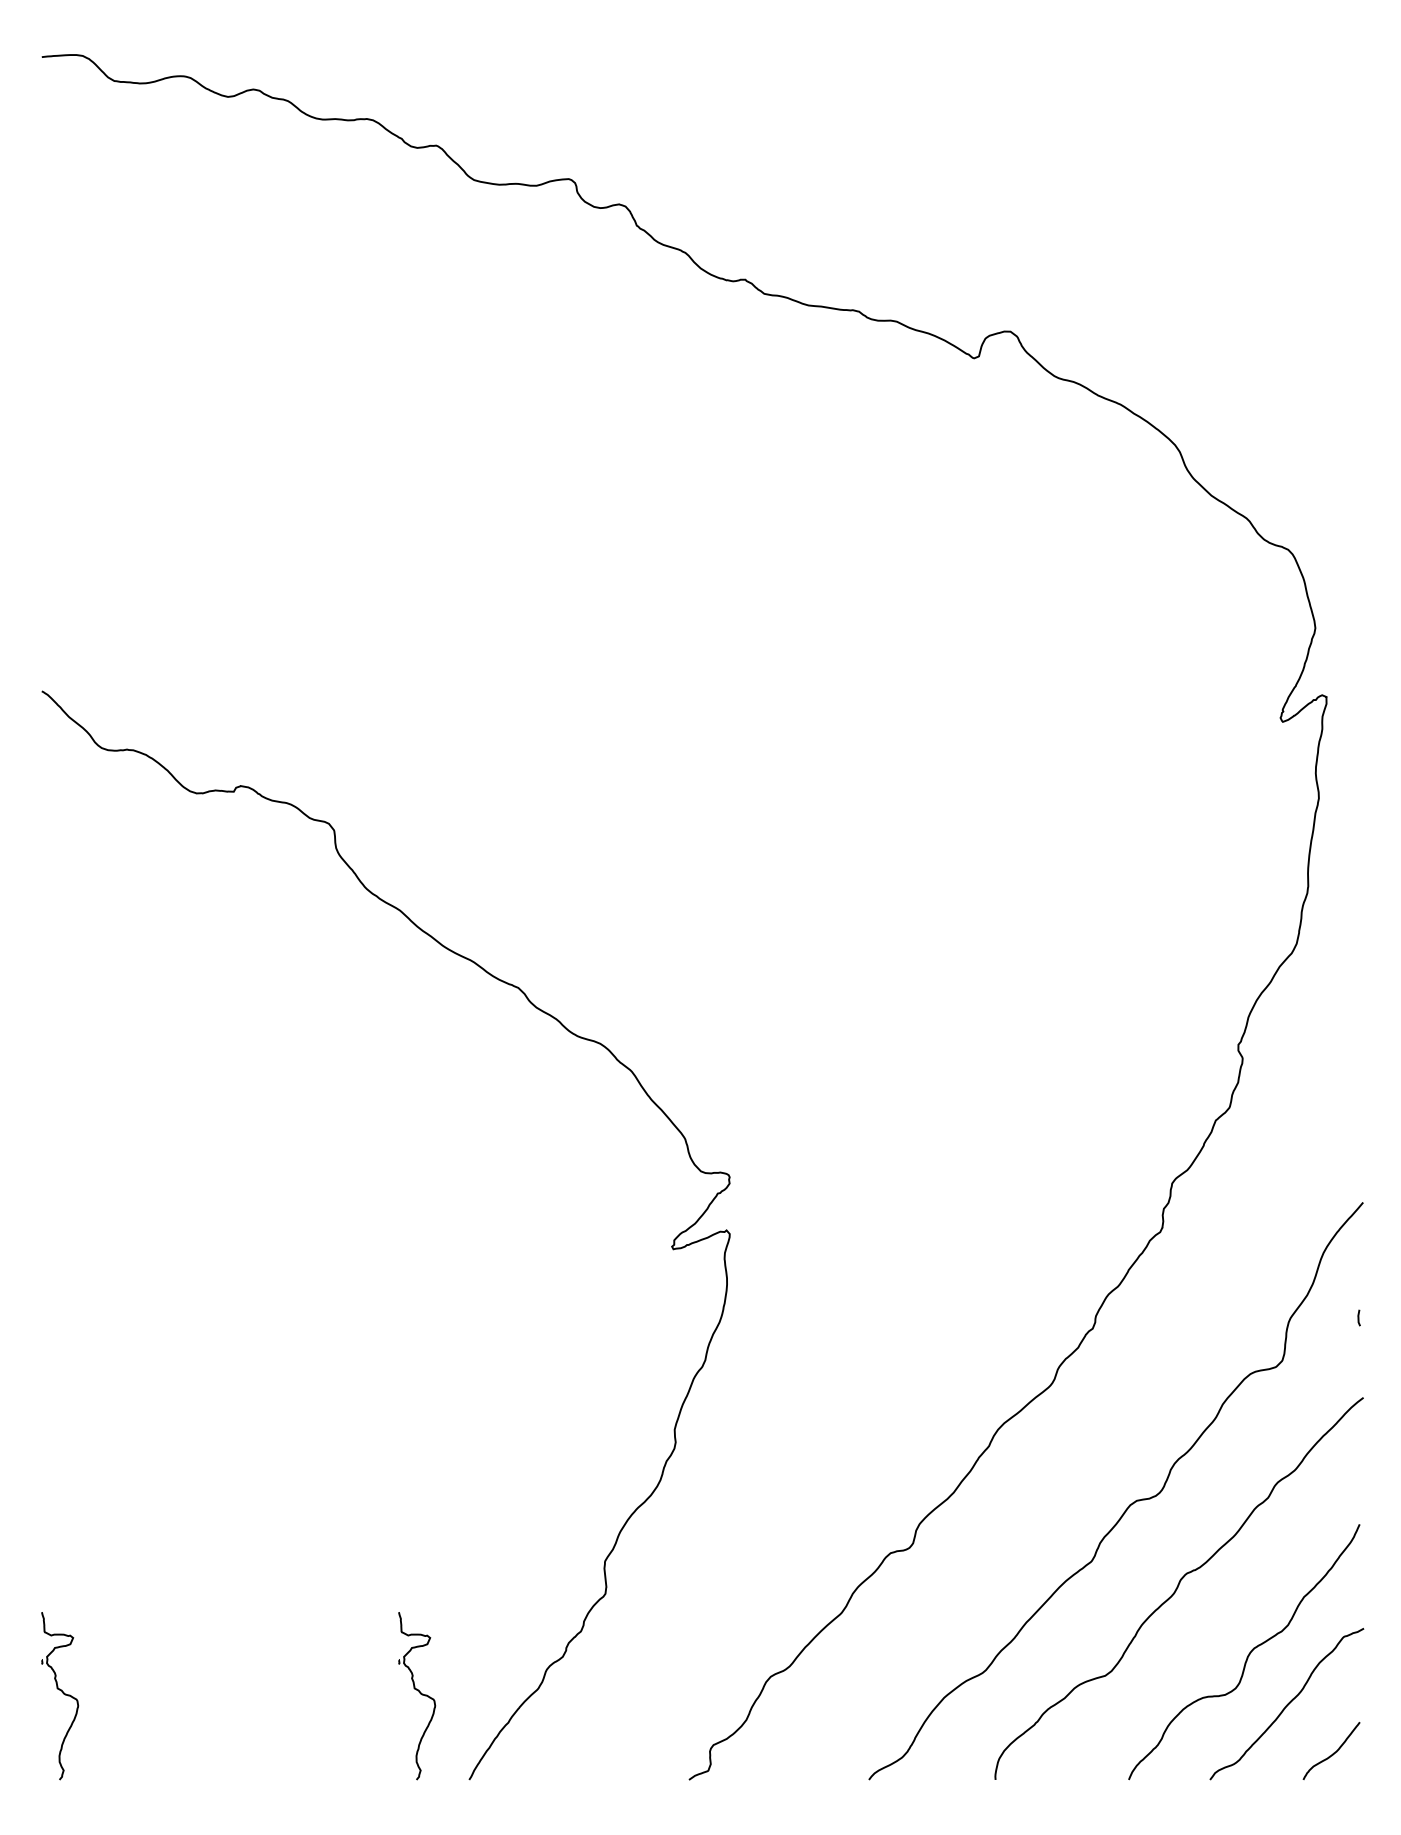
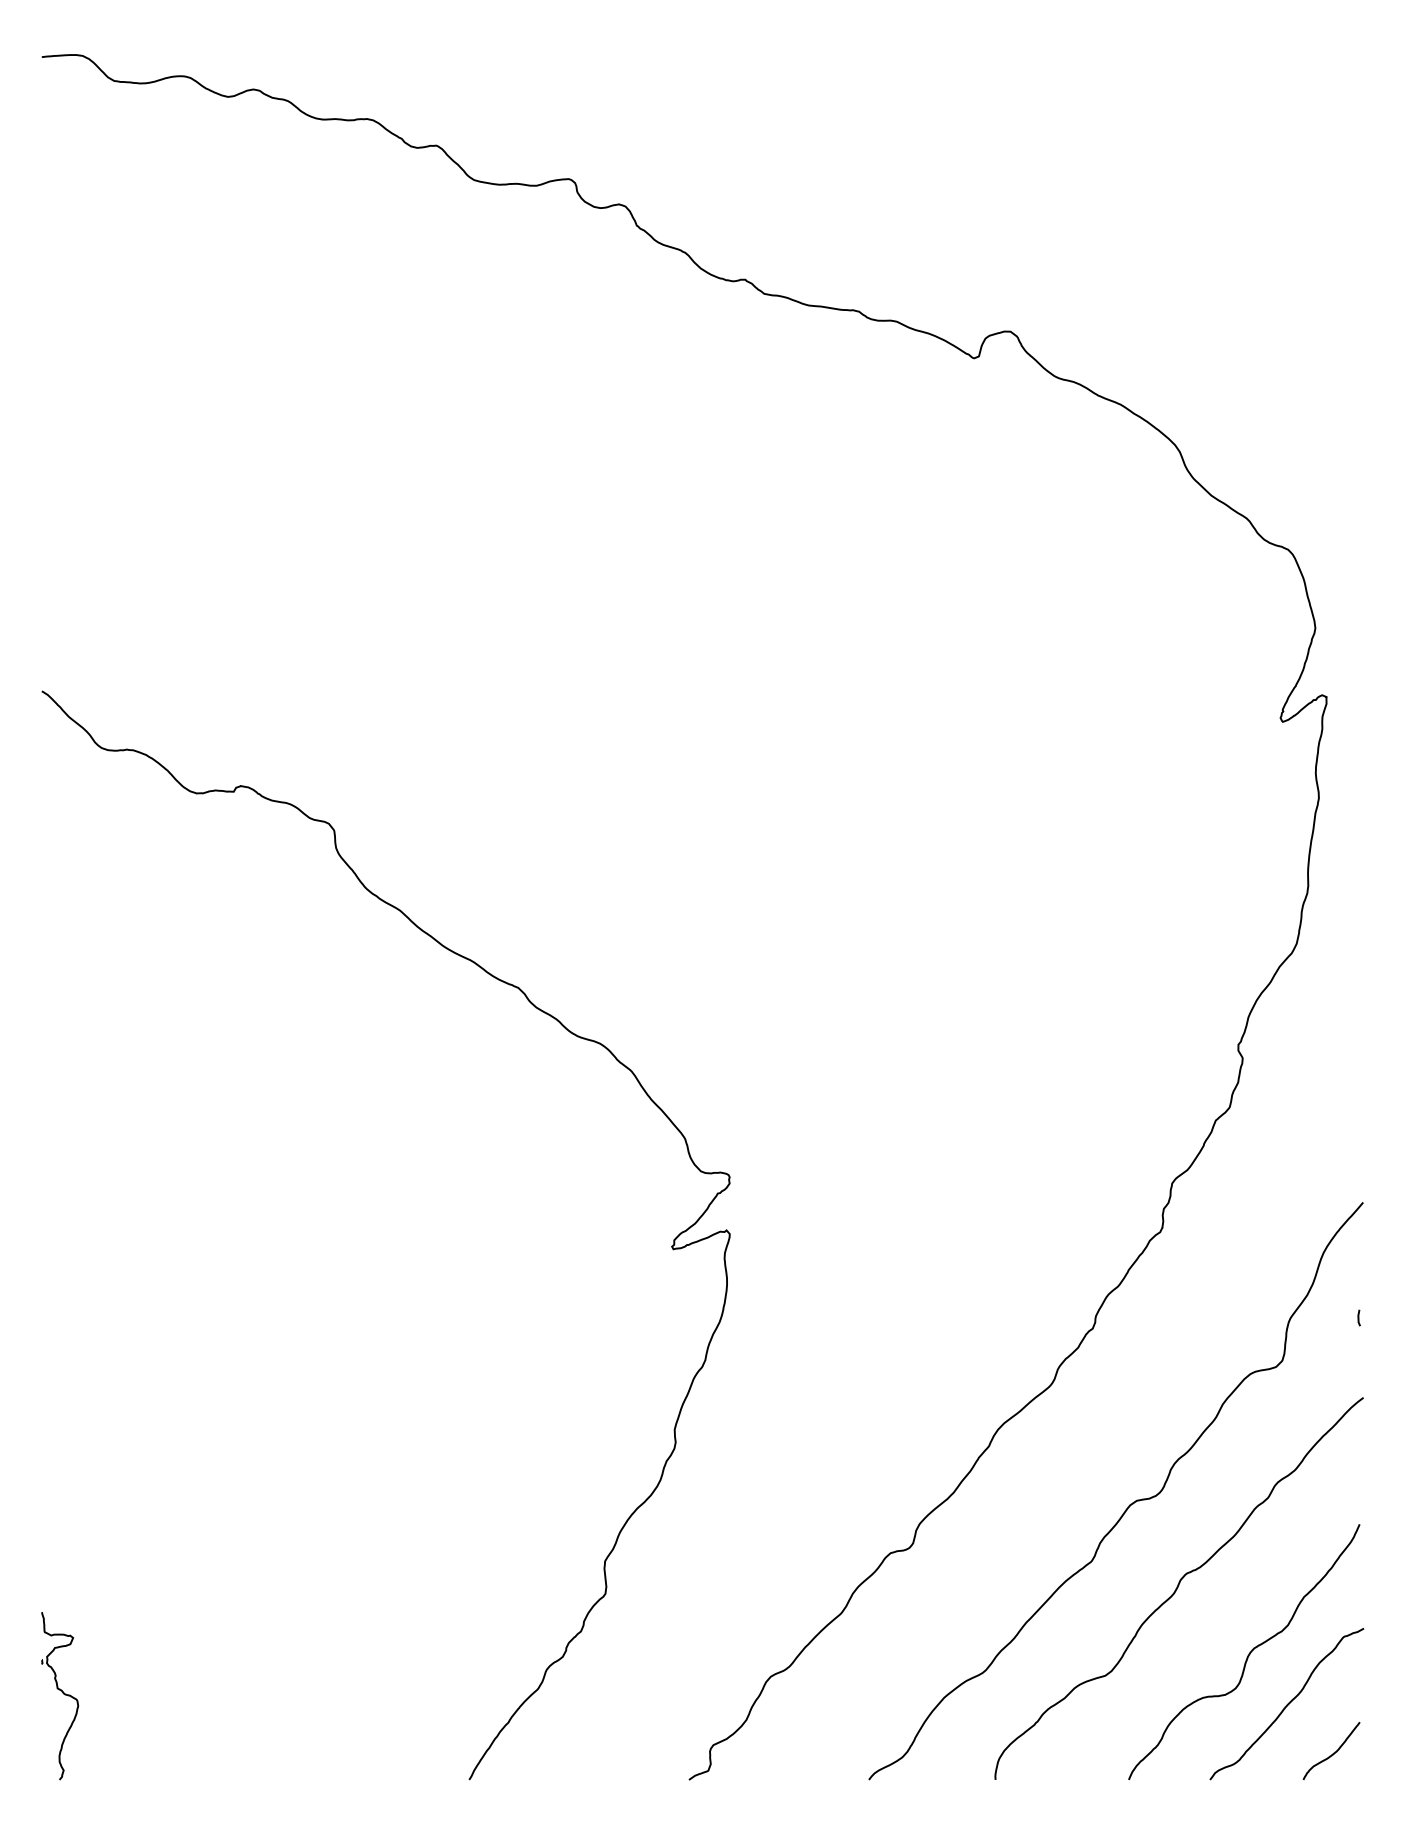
part: present -> none (417, 1696)
